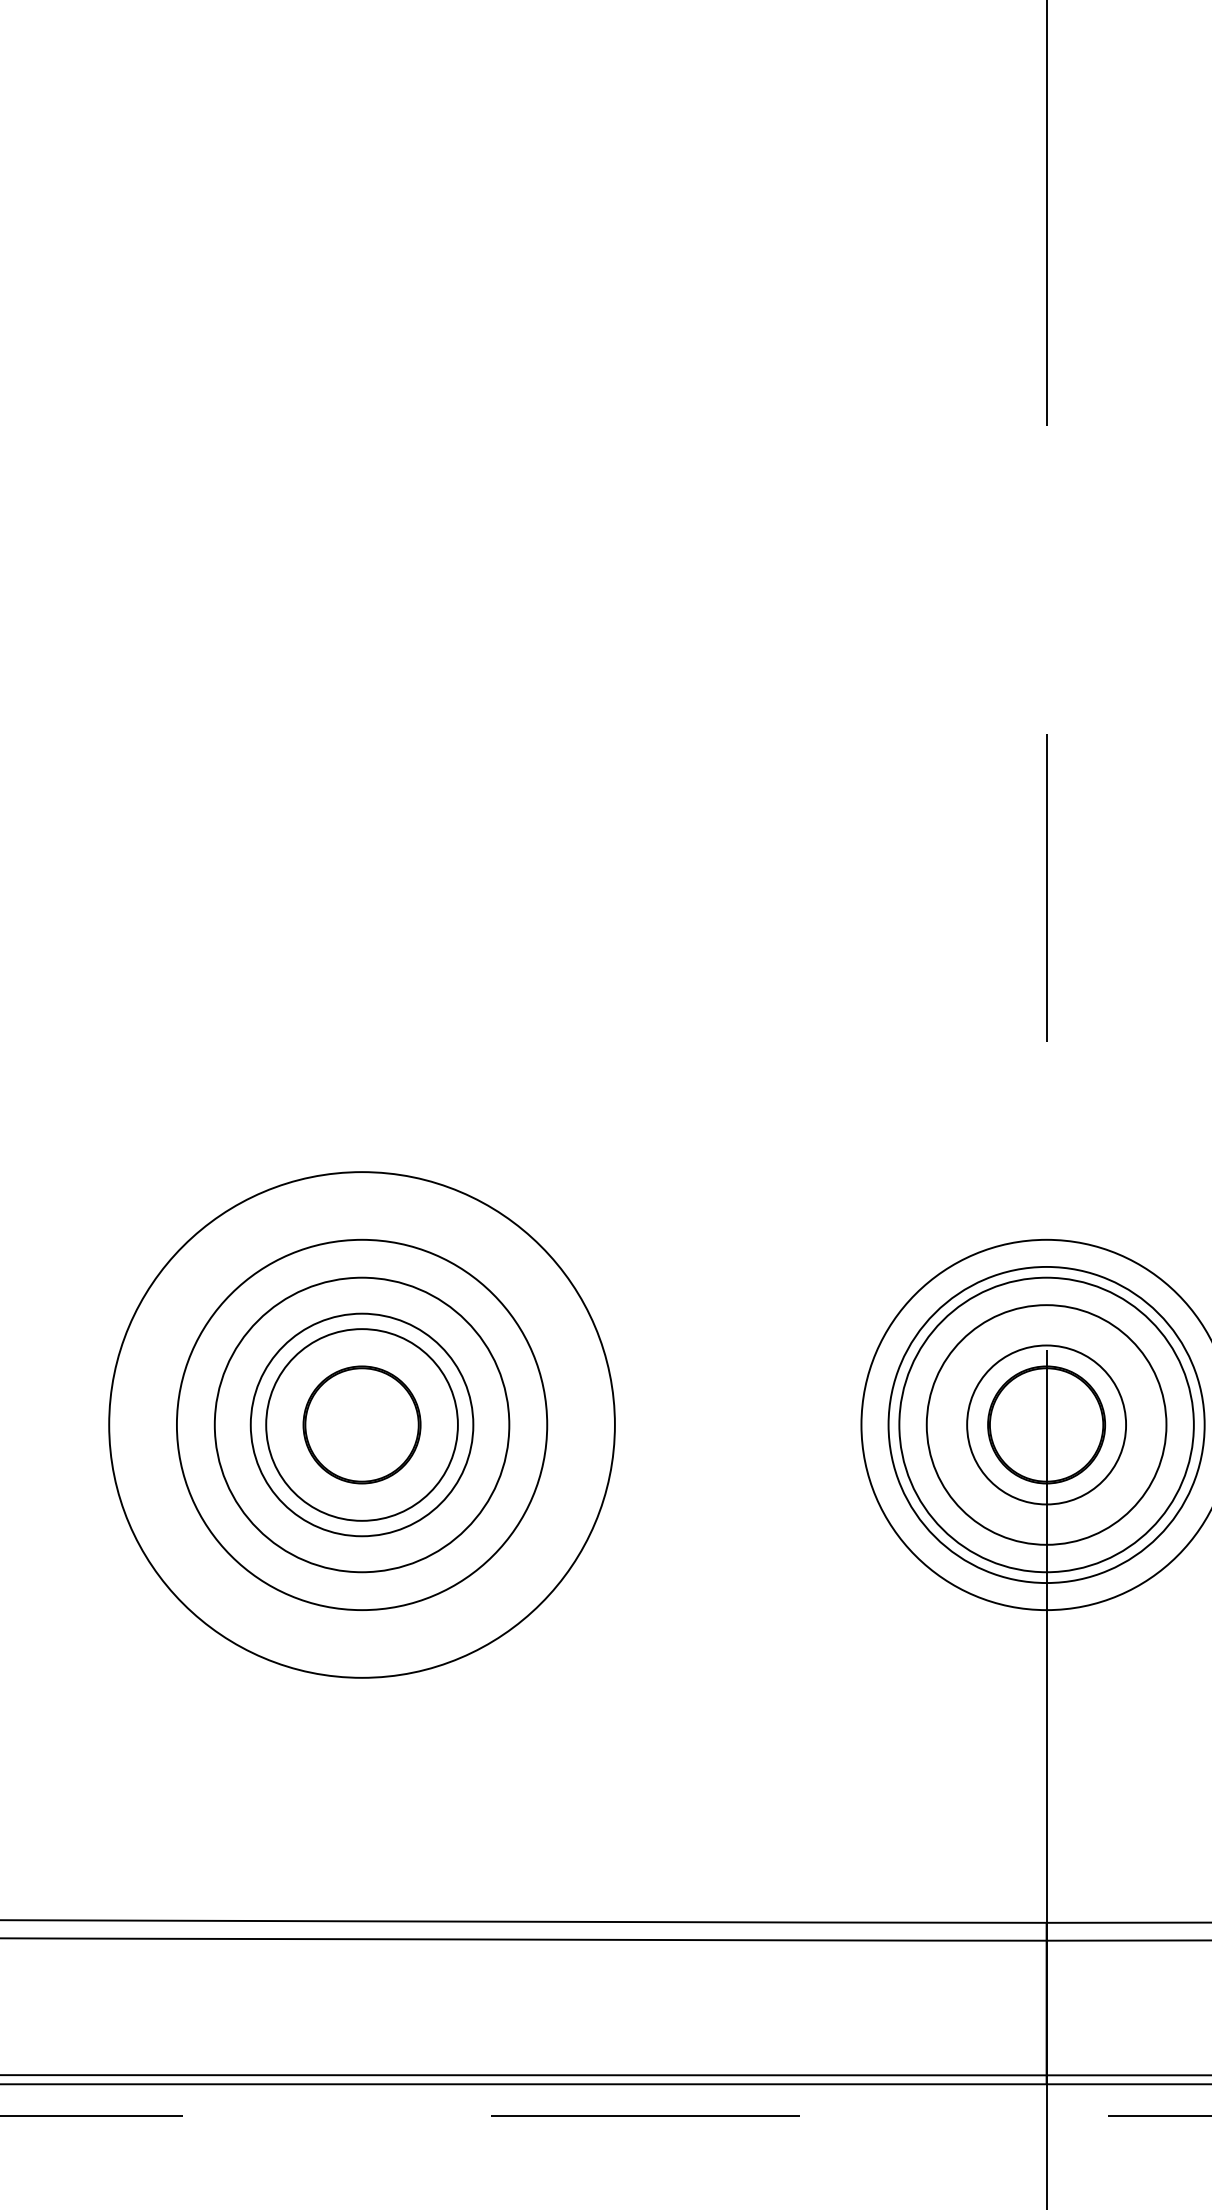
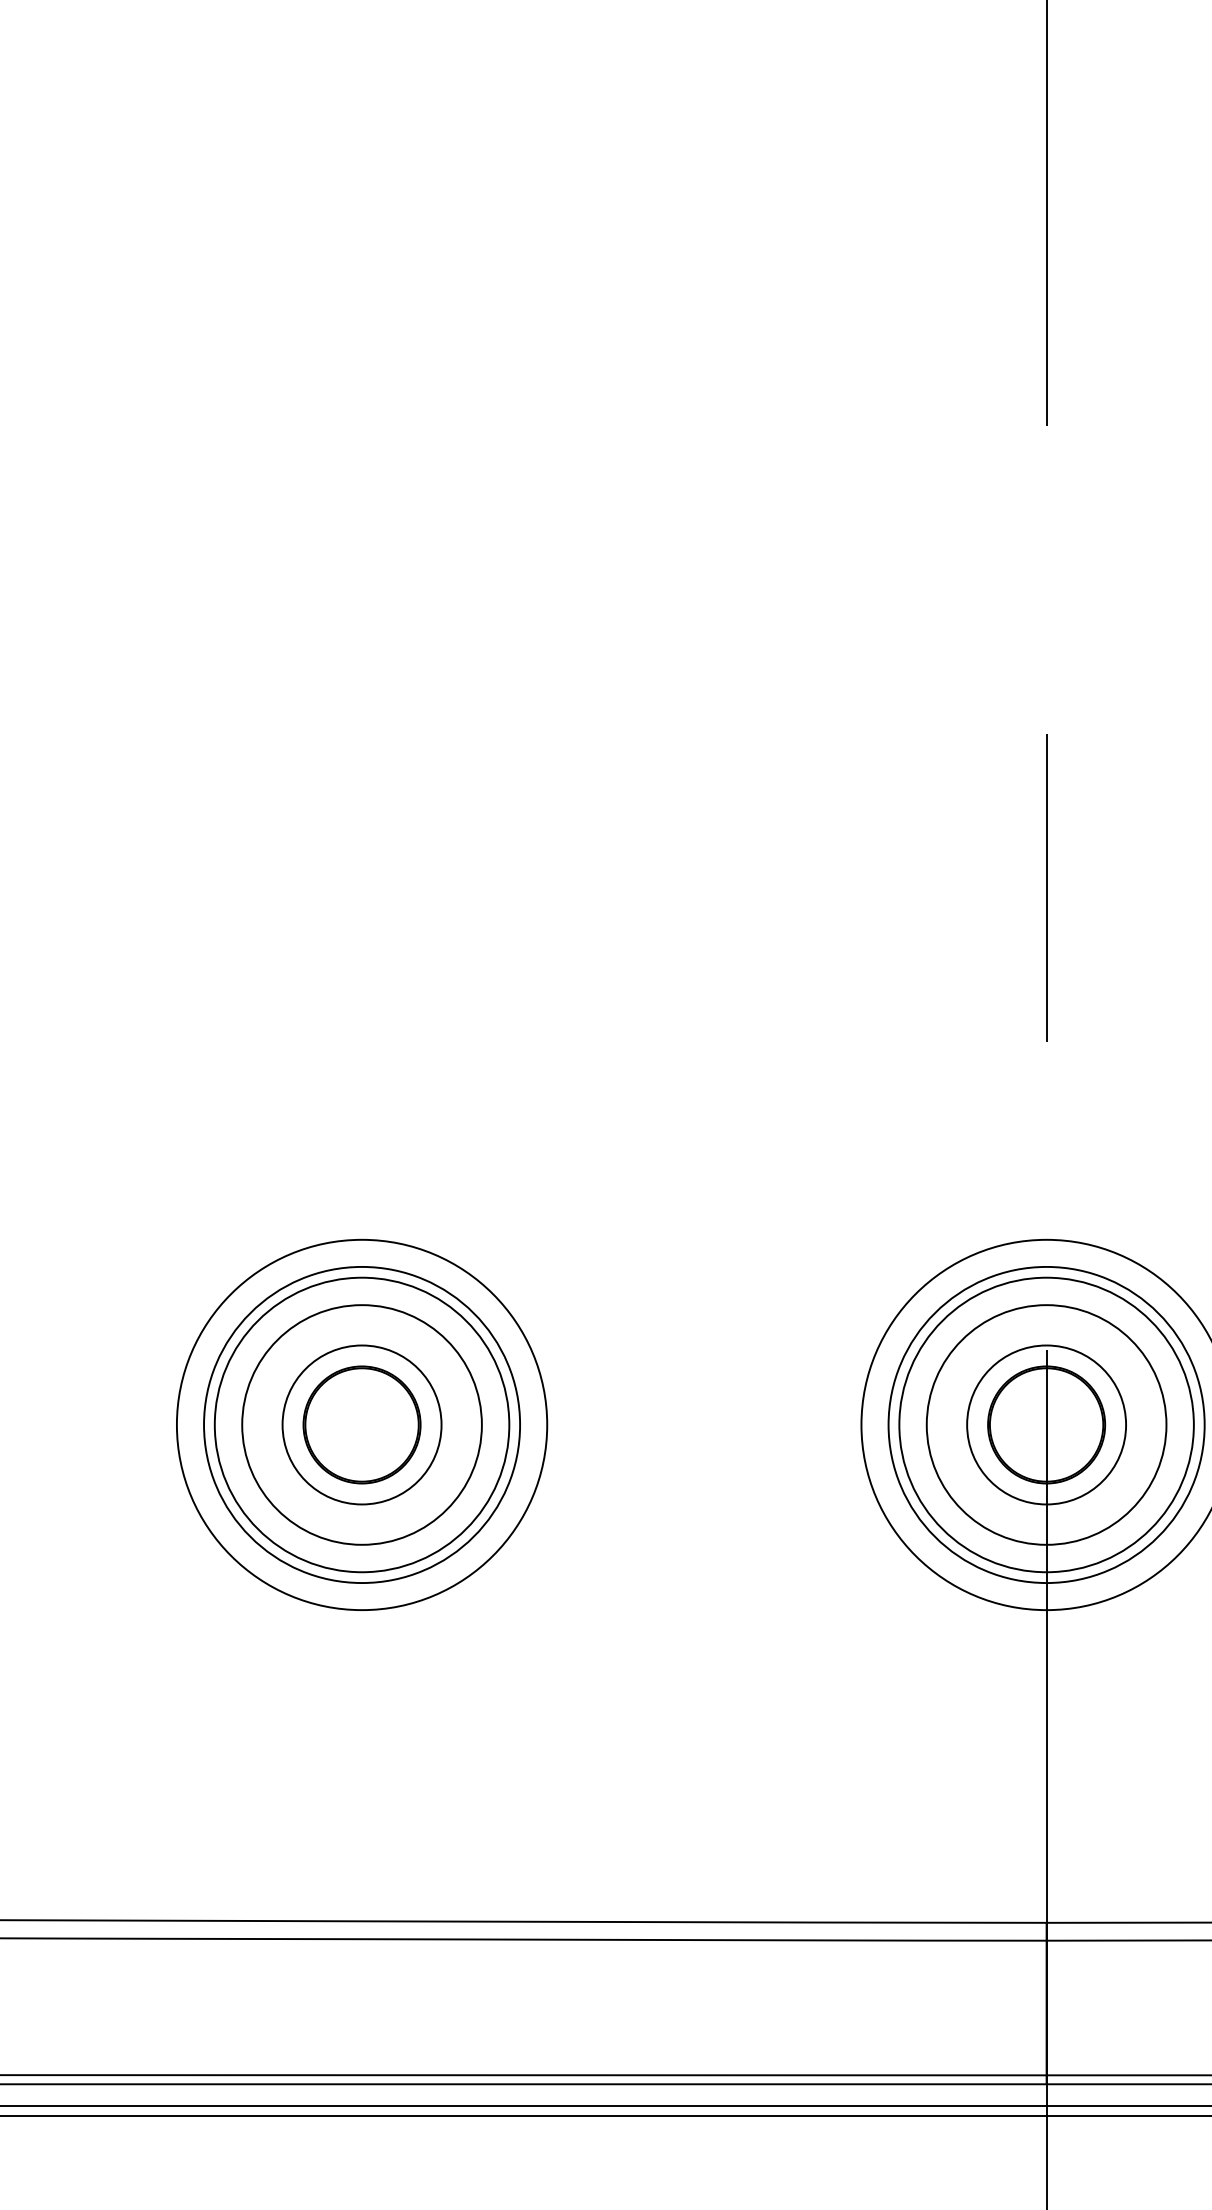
circle diameter: 192 px -> 240 px (361, 1424)
circle diameter: 223 px -> 159 px (361, 1424)
circle diameter: 506 px -> 316 px (362, 1424)
line: none -> present (605, 2106)
line: dashed -> solid (605, 2116)
